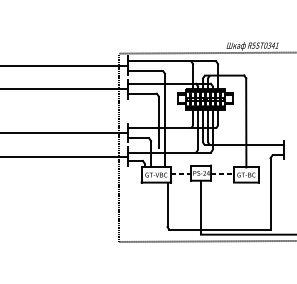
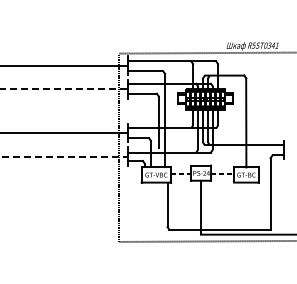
line: solid -> dashed (64, 89)
line: solid -> dashed (64, 156)
